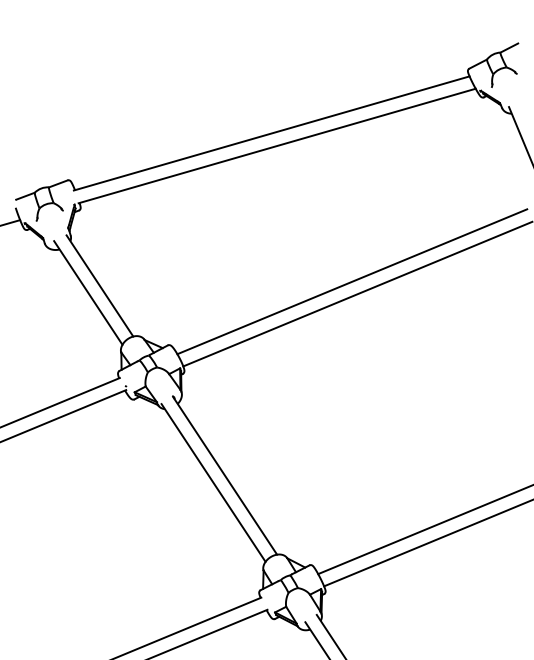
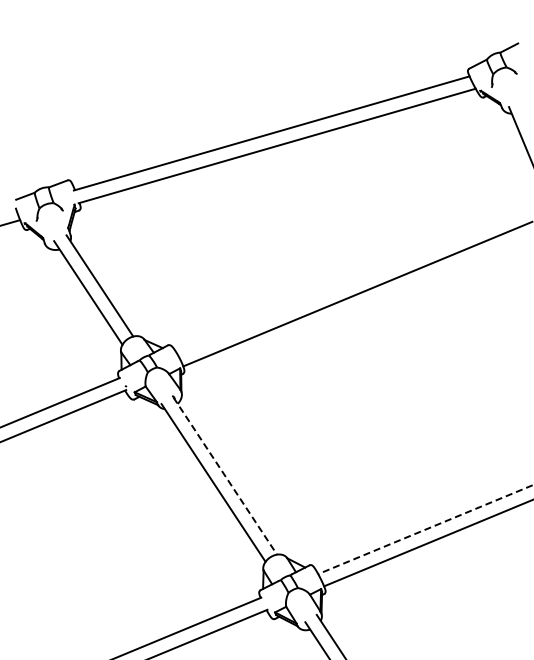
line: present -> none (352, 281)
line: solid -> dashed (225, 476)
line: solid -> dashed (426, 529)
